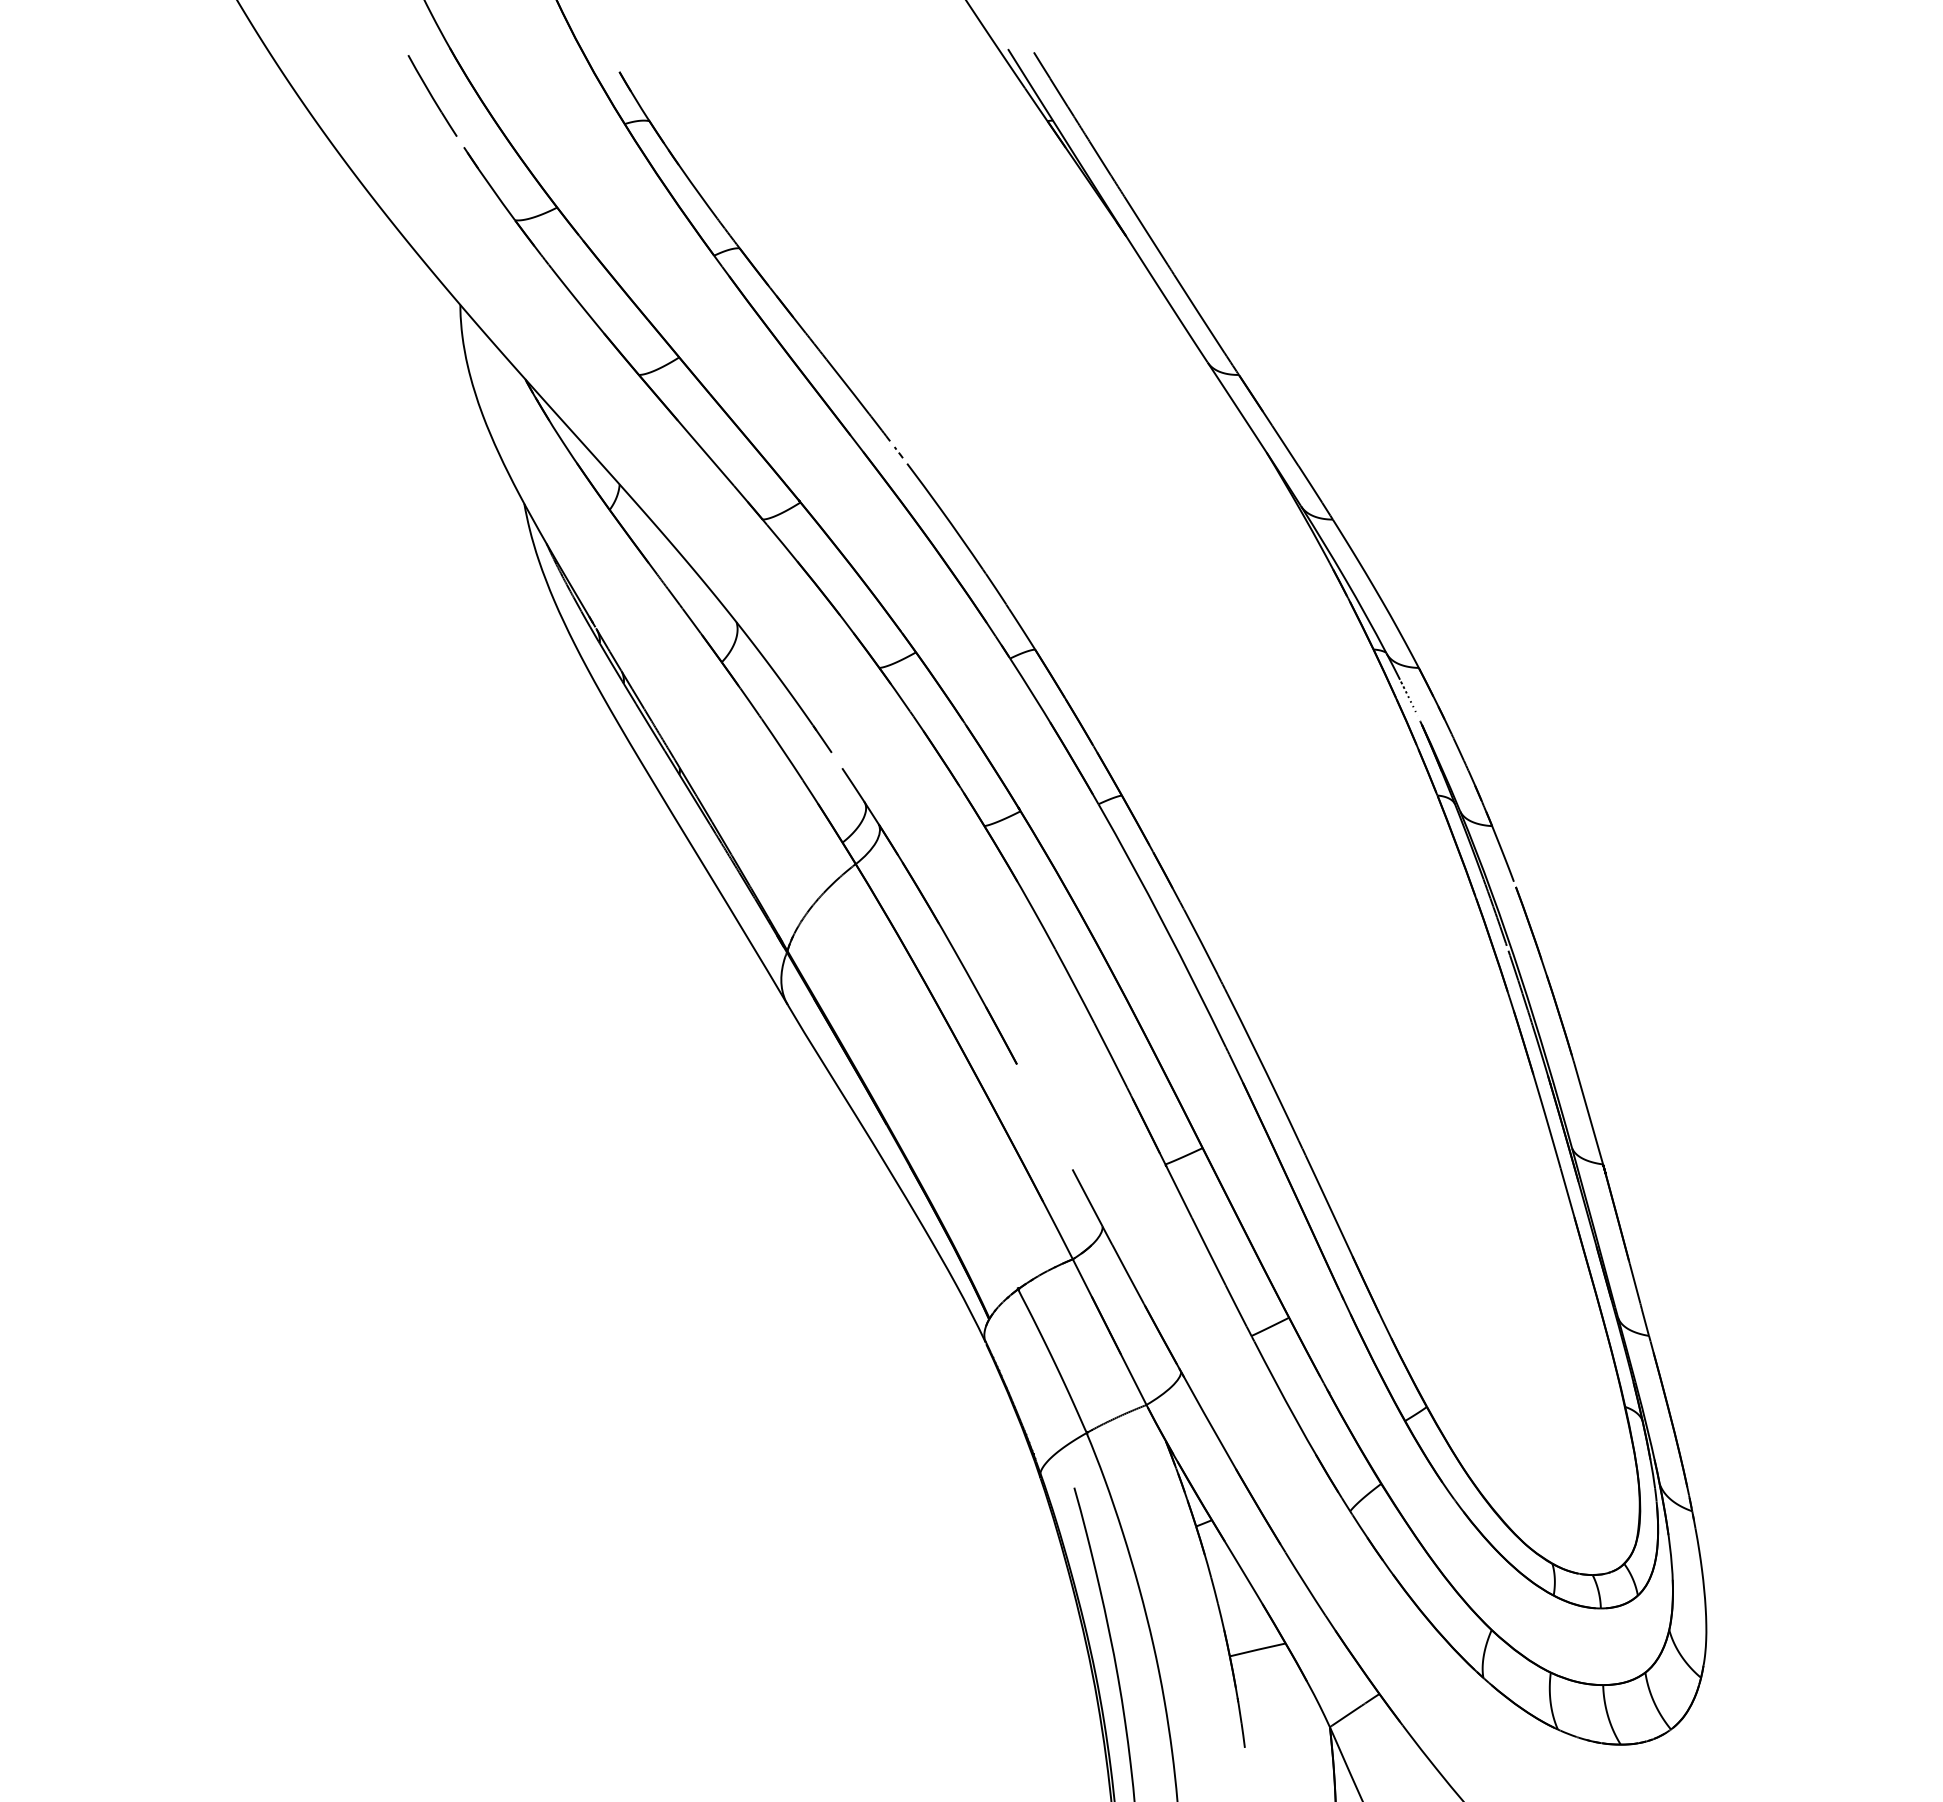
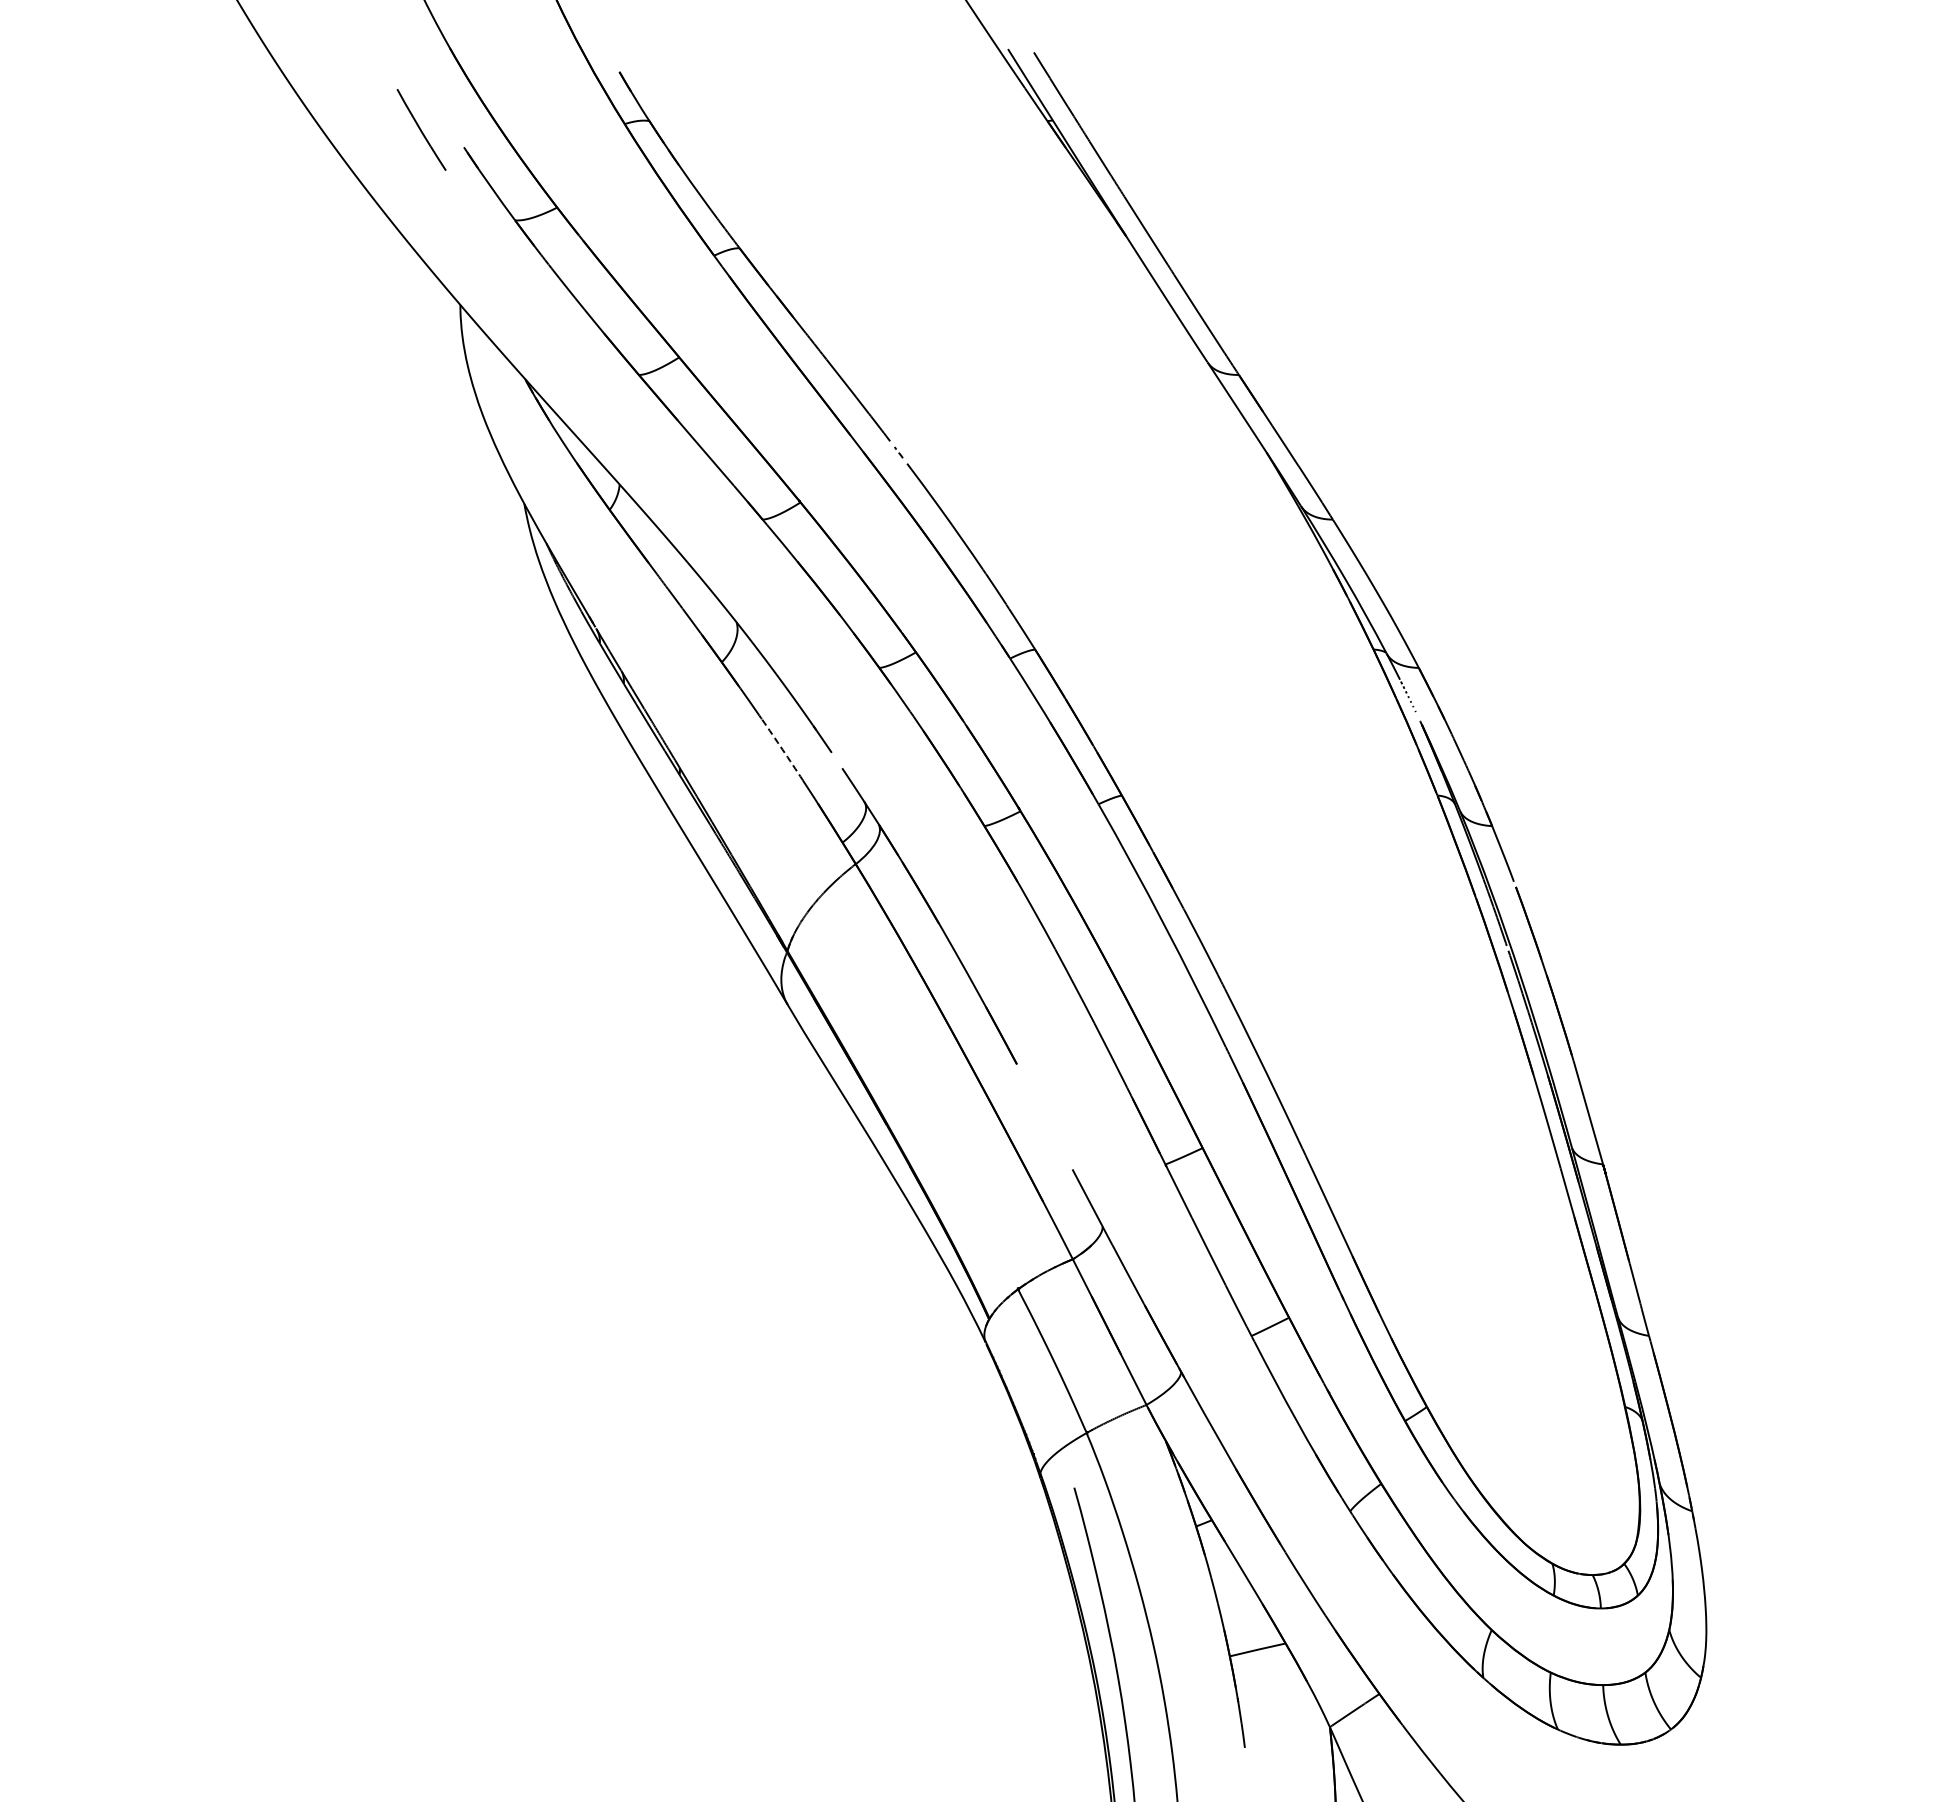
part position: (432, 95) -> (421, 129) (421, 129)
arc: solid -> dashed (782, 749)
